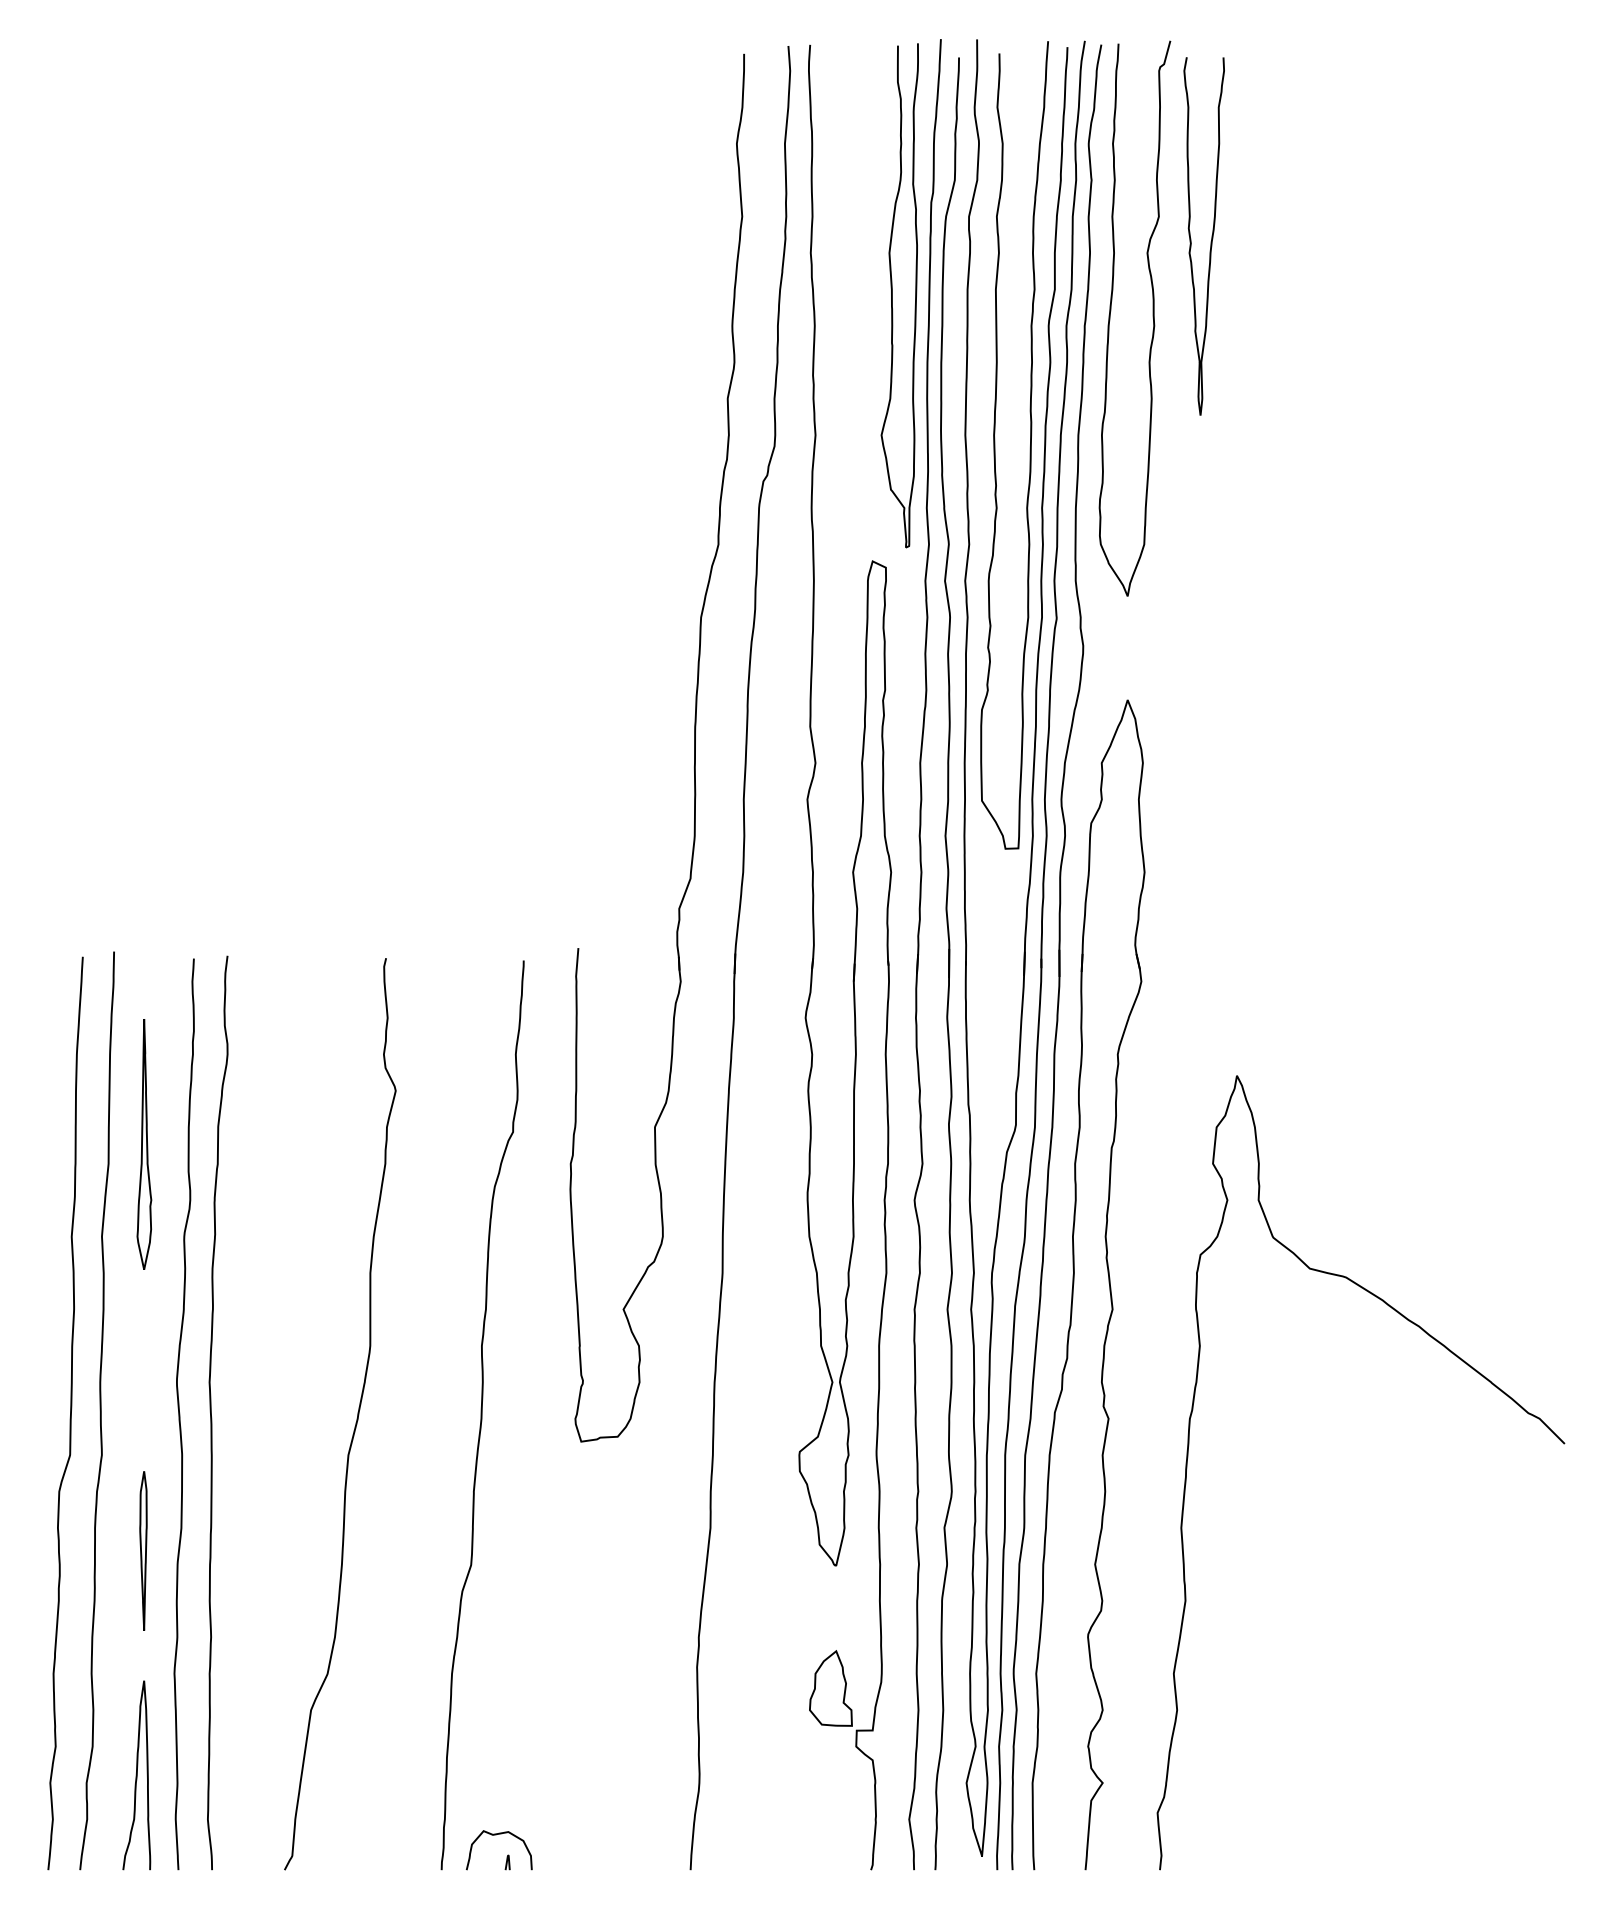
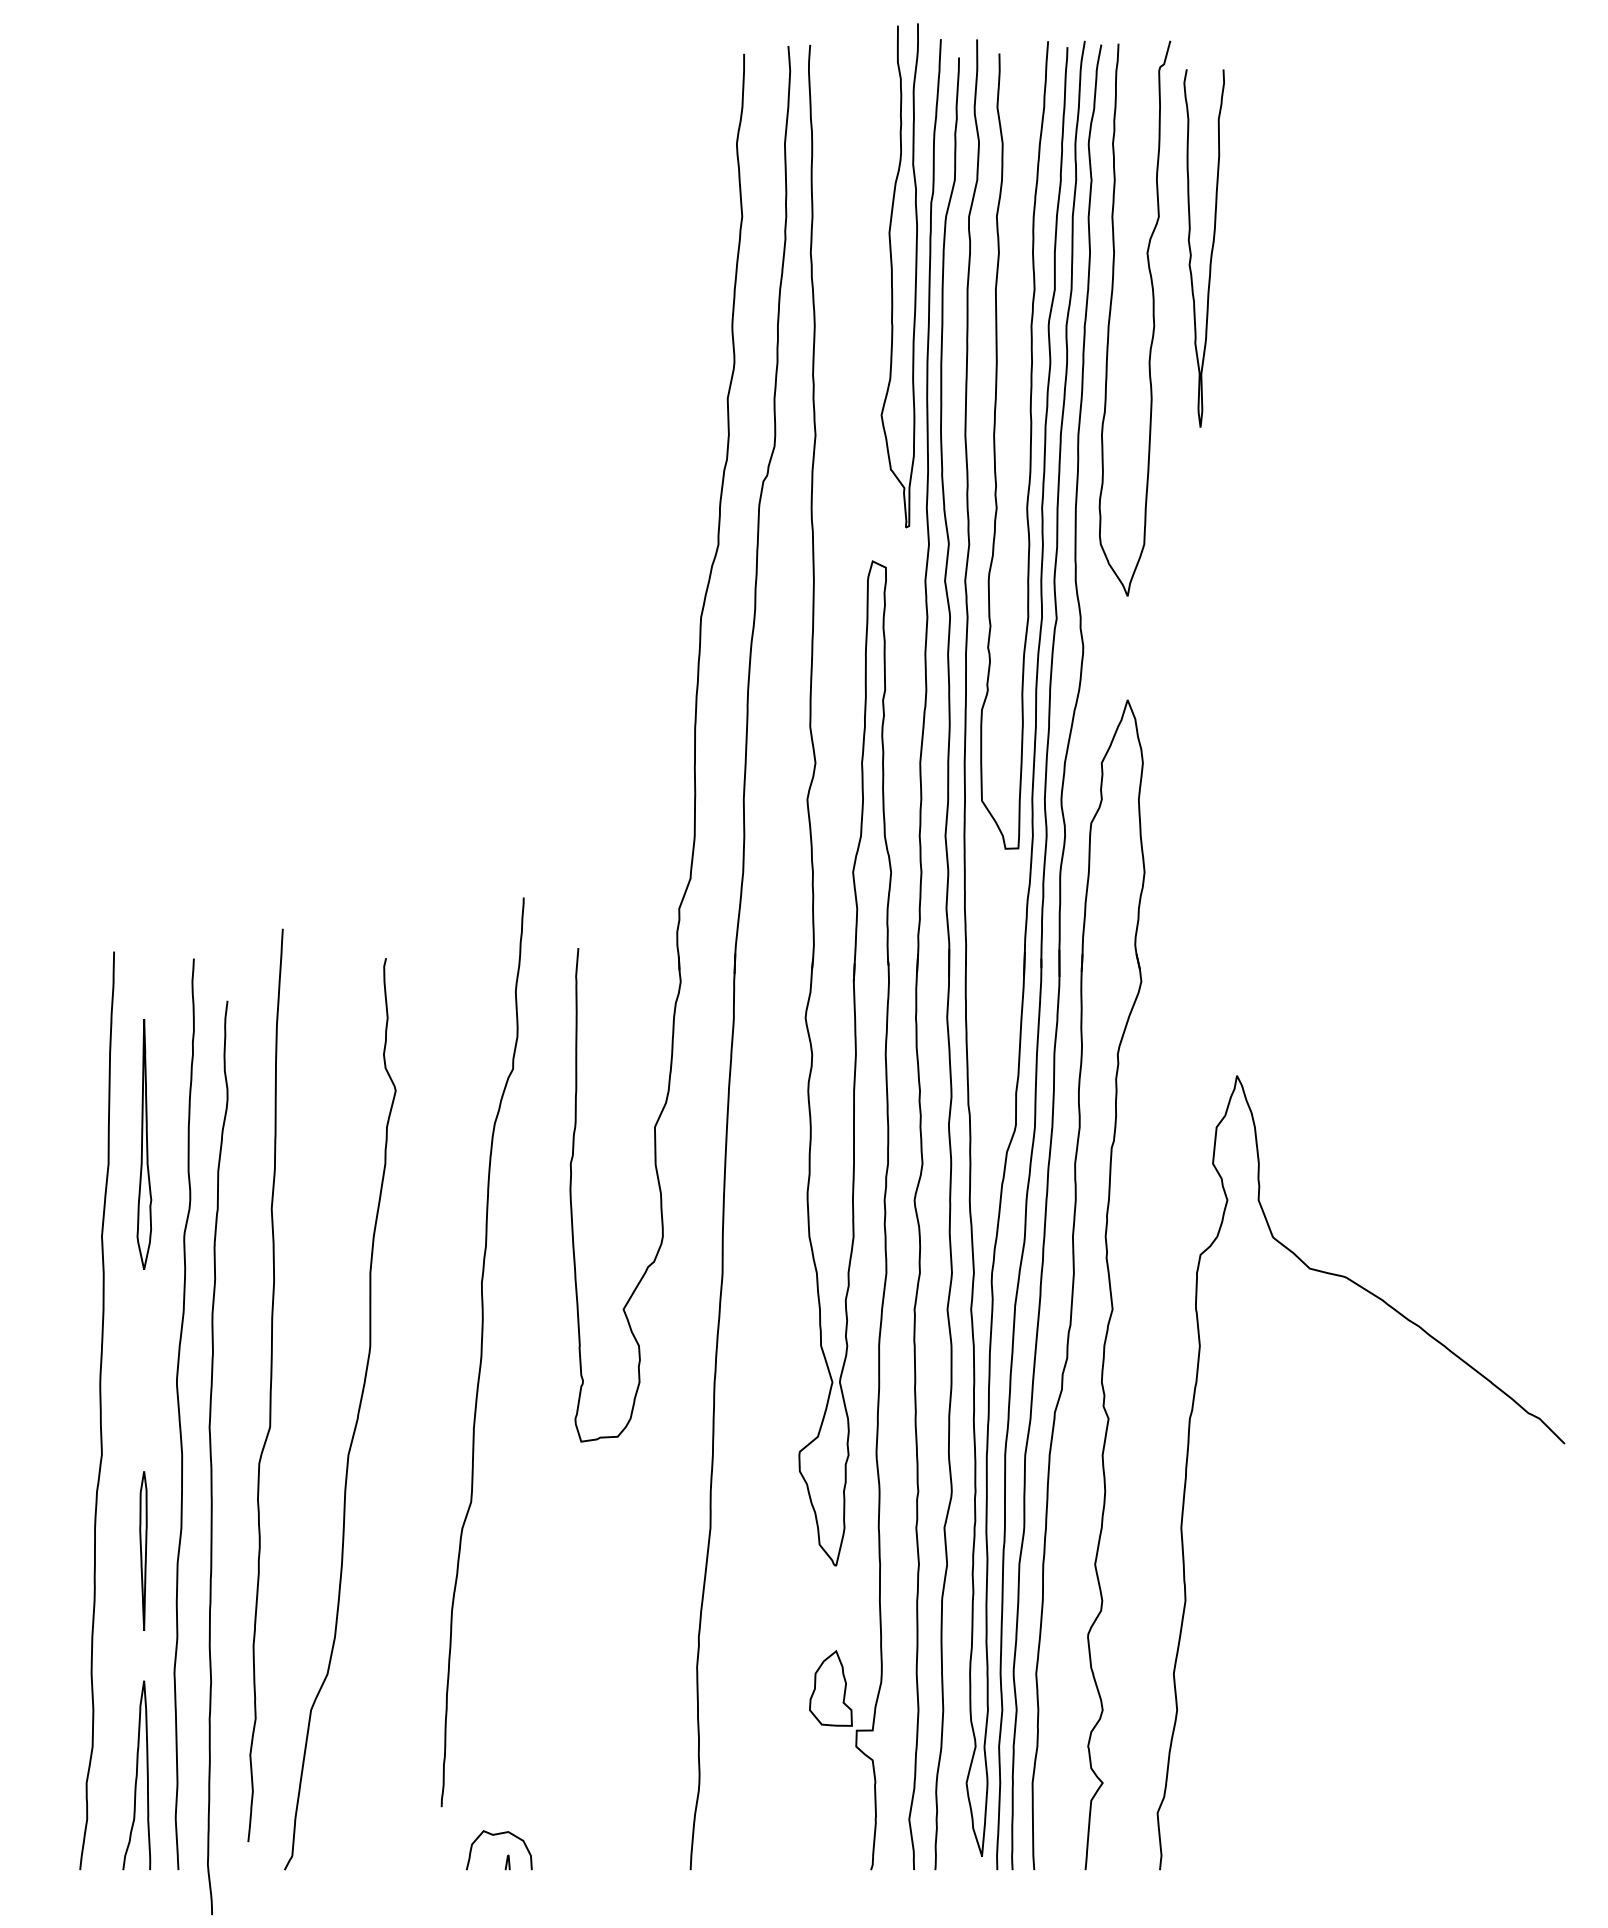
curve position: (1211, 236) -> (1211, 248) (1211, 248)
curve position: (892, 295) -> (892, 275) (892, 275)
curve position: (211, 1412) -> (211, 1457) (211, 1457)
curve position: (70, 1413) -> (270, 1385) (270, 1385)
curve position: (482, 1415) -> (482, 1352) (482, 1352)
